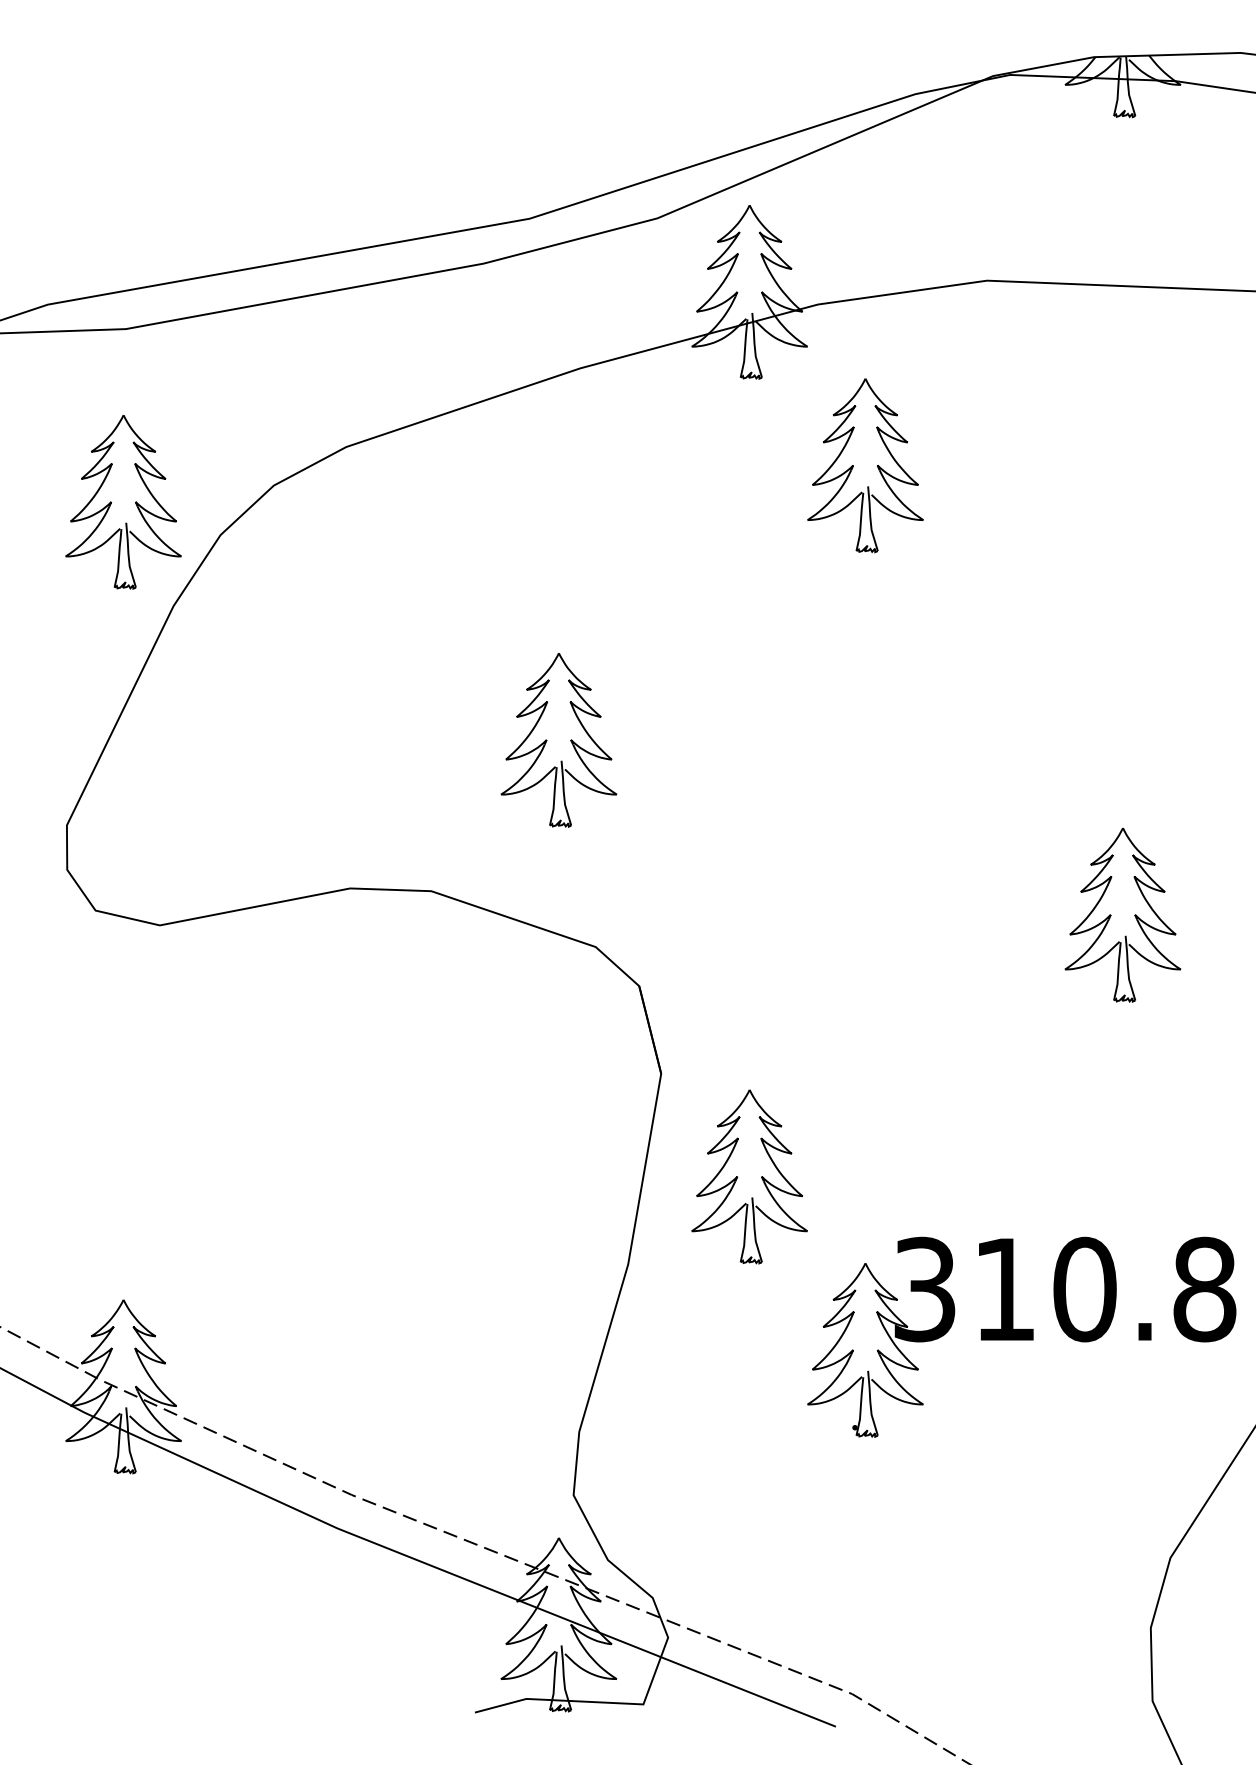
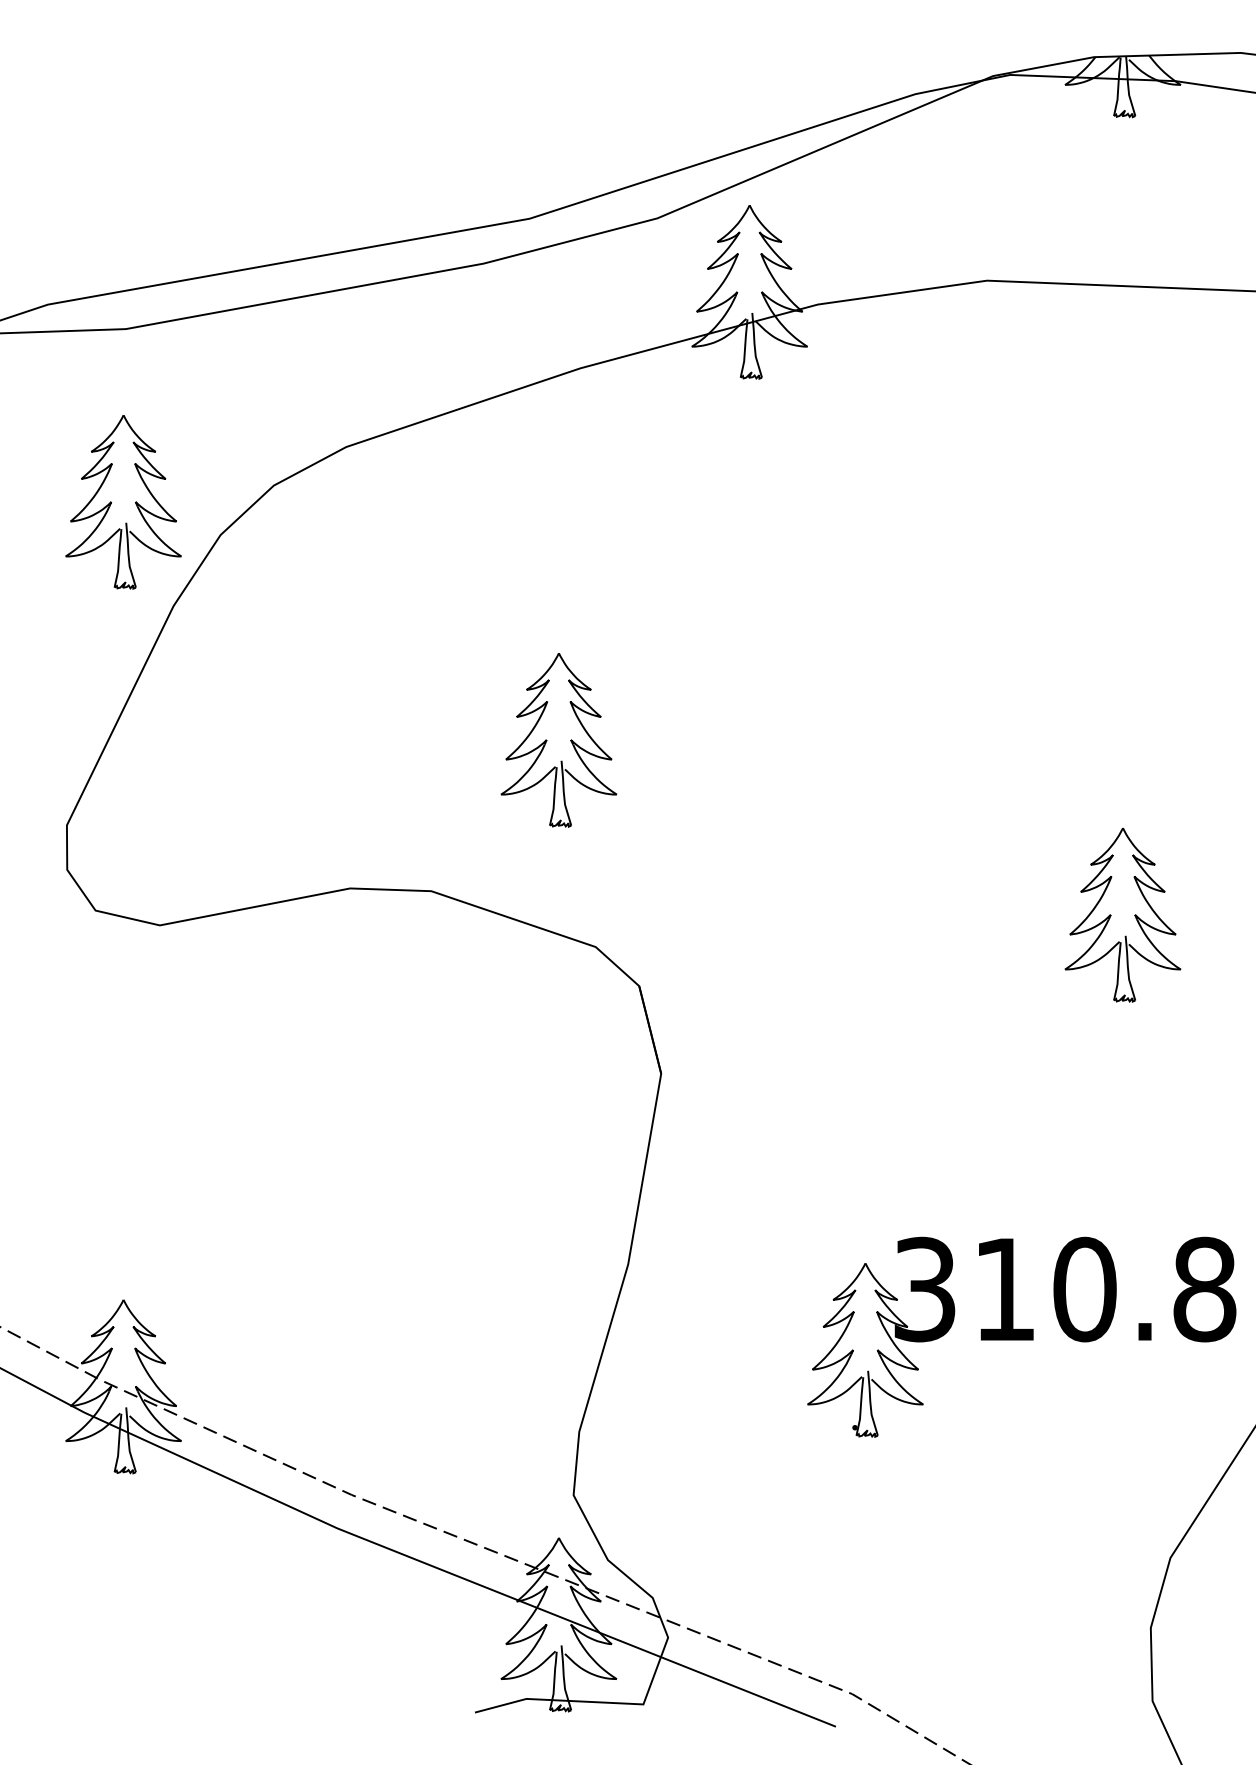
part: present -> none (853, 465)
part: present -> none (749, 1176)
